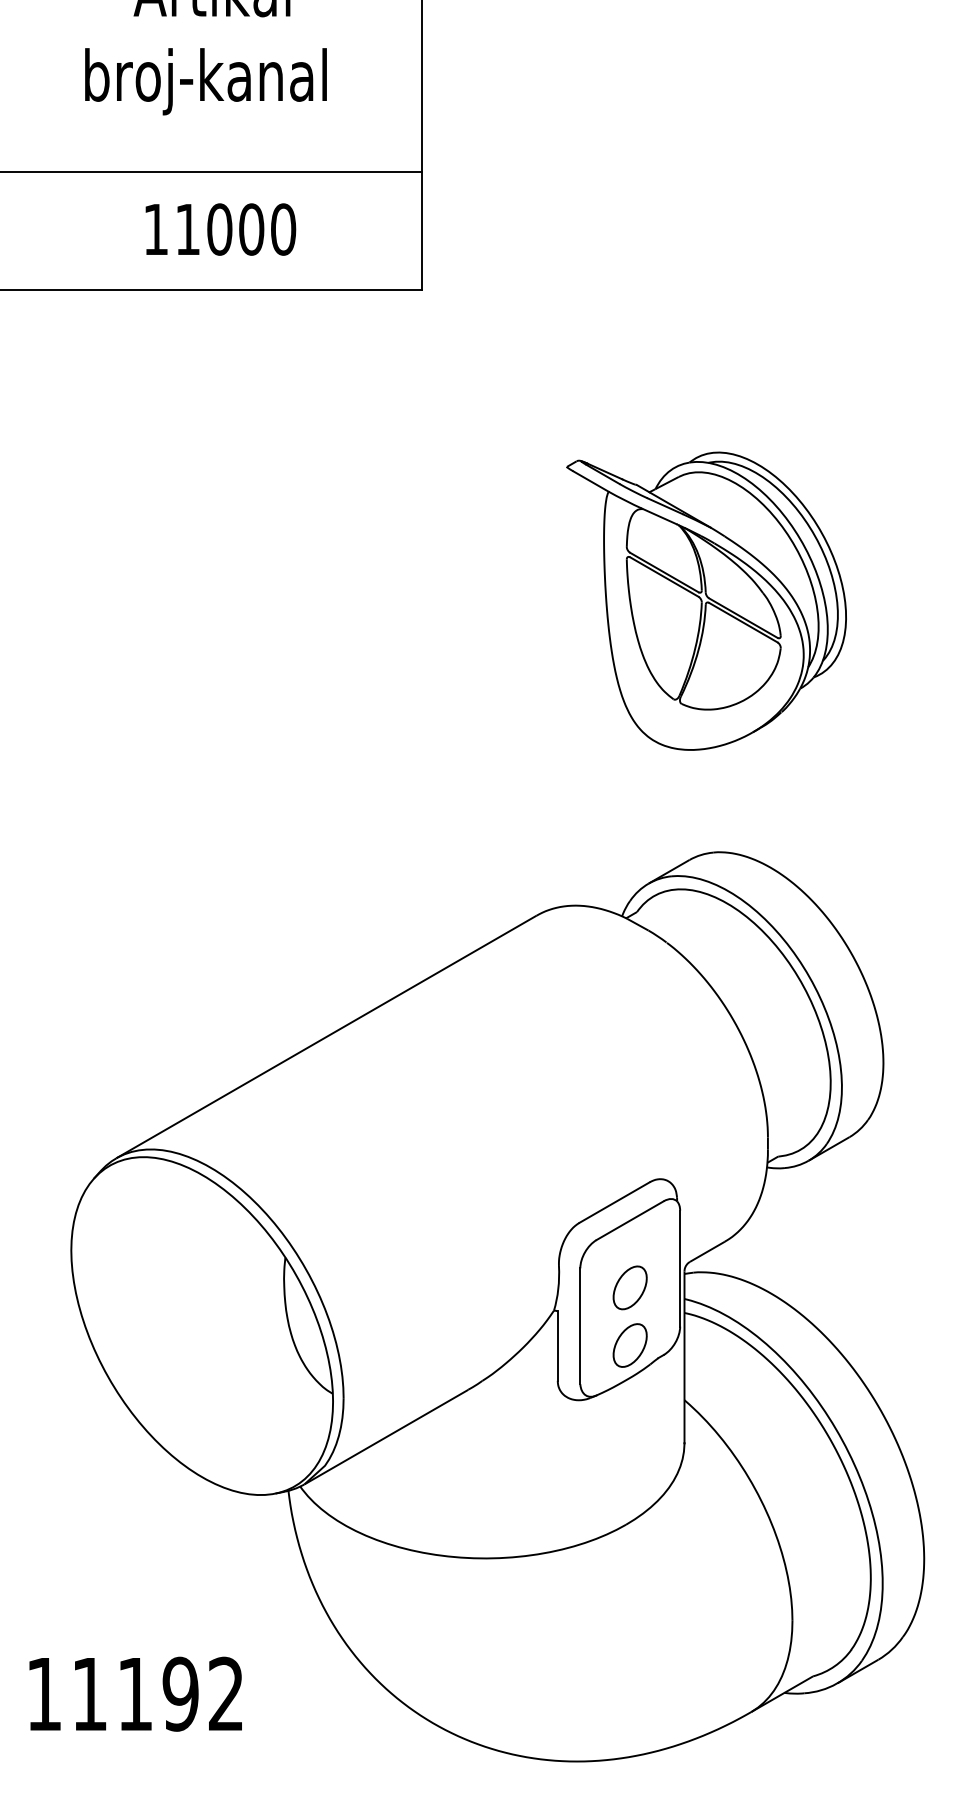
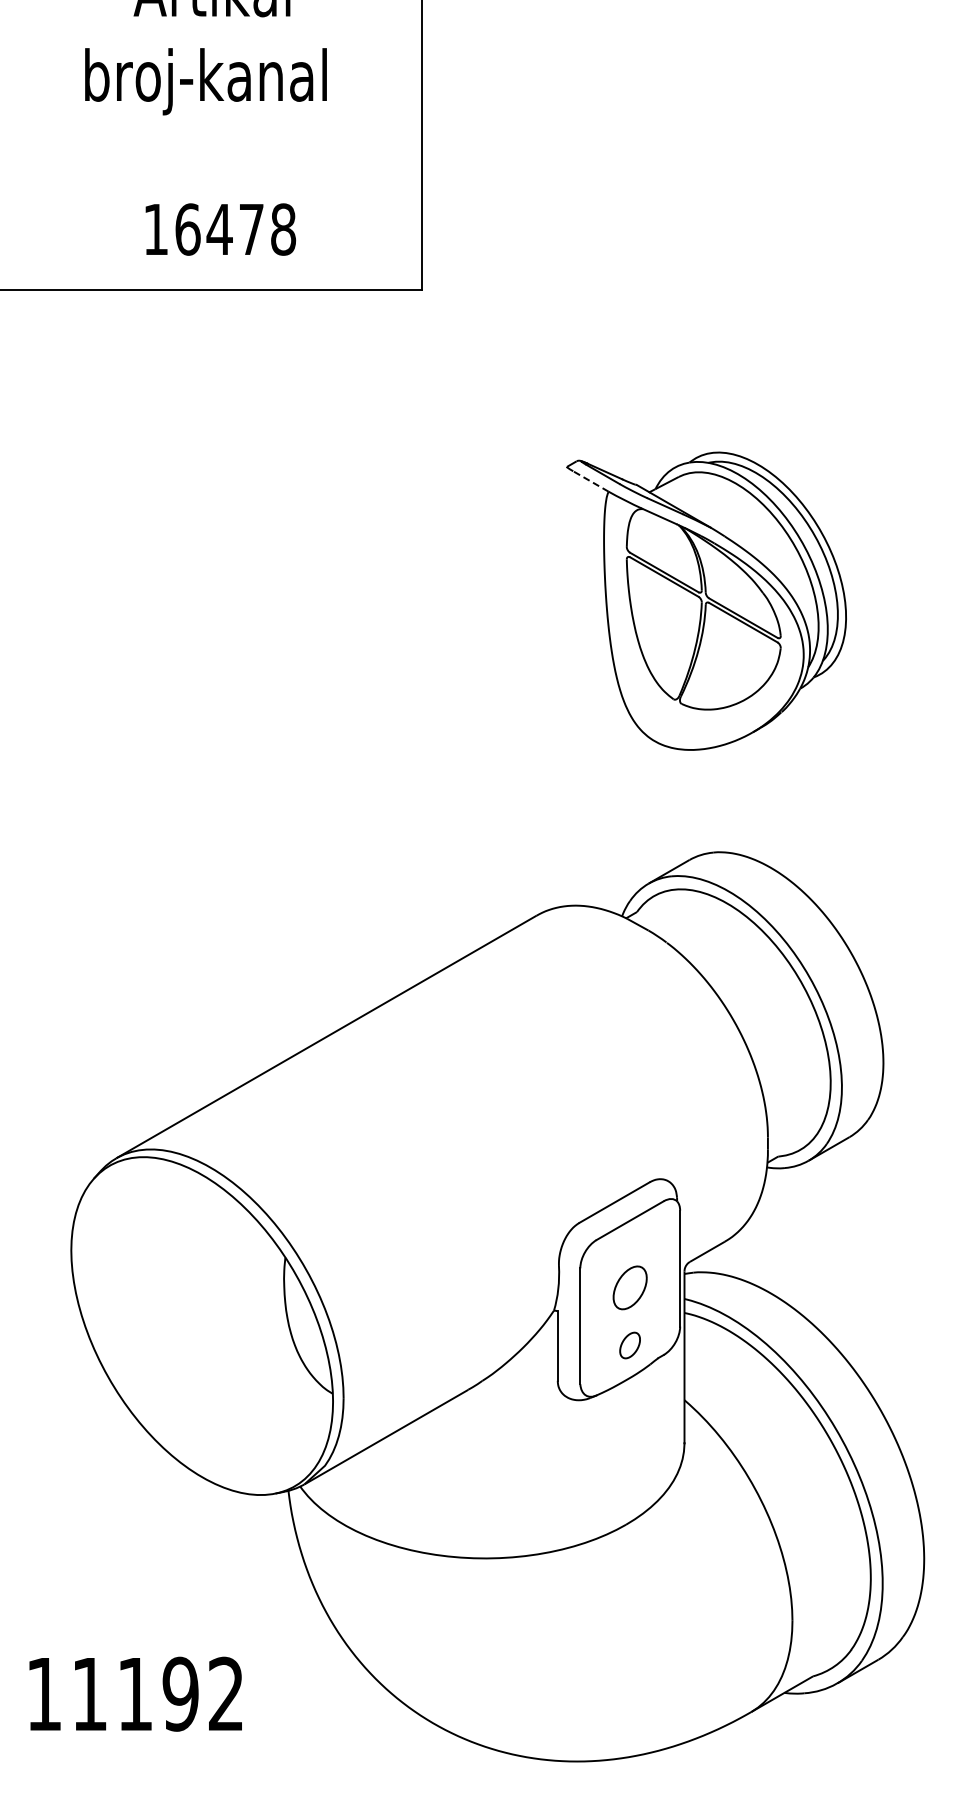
line: present -> none (211, 171)
text: 11000 -> 16478 (235, 229)
line: solid -> dashed (590, 481)
part size: 36x45 px -> 22x29 px (629, 1345)
